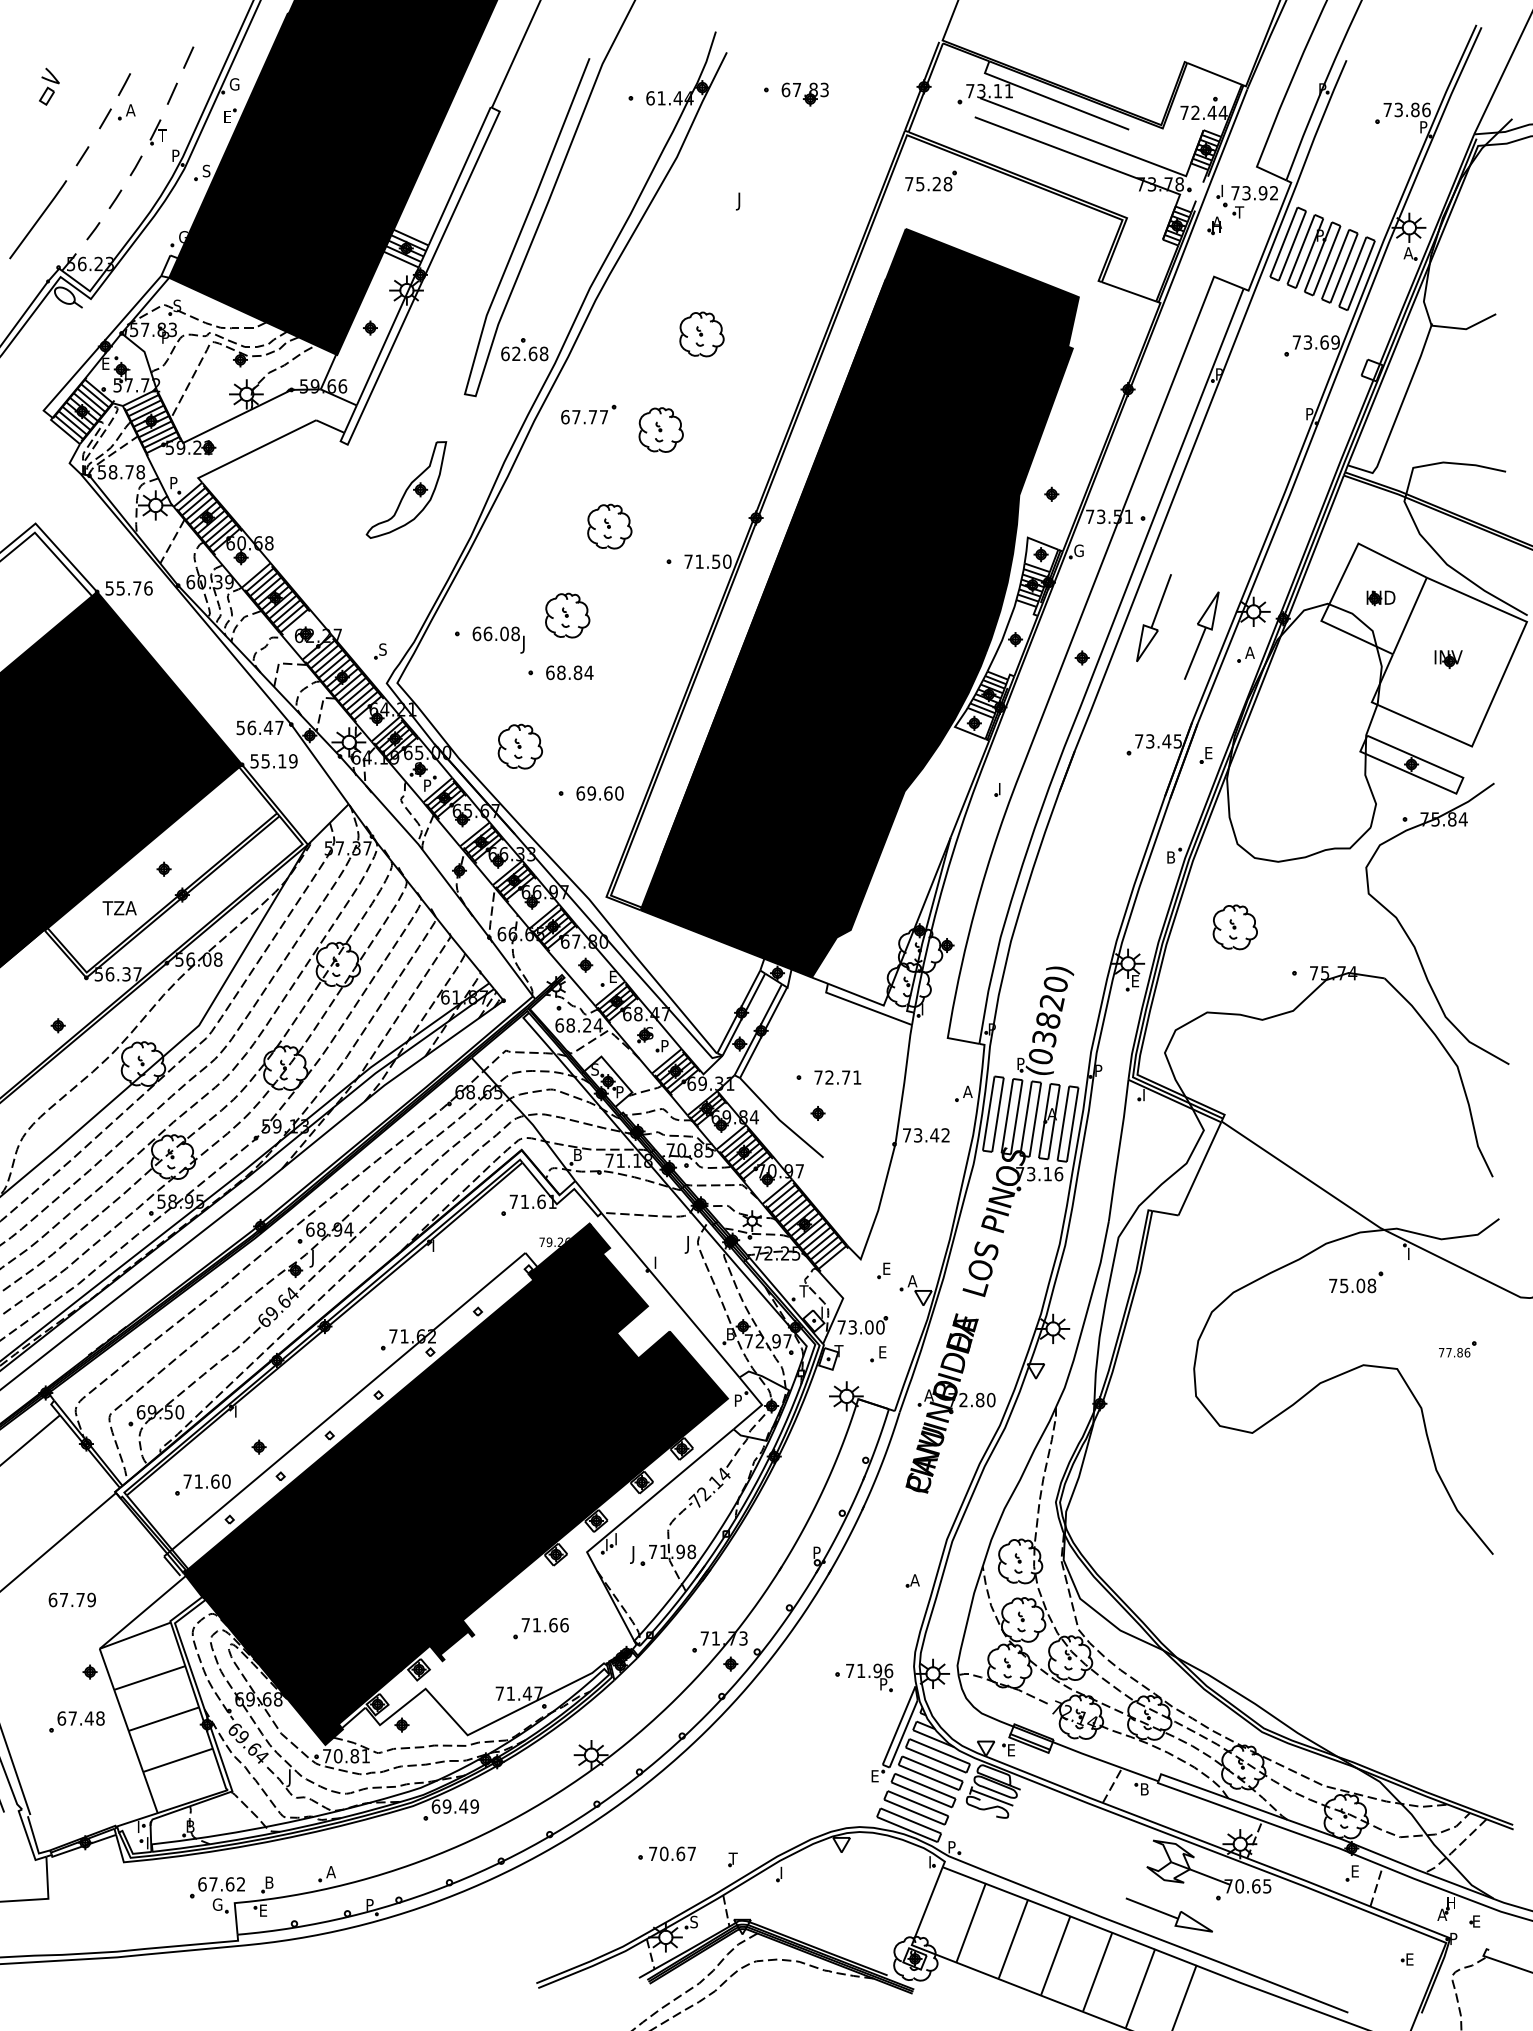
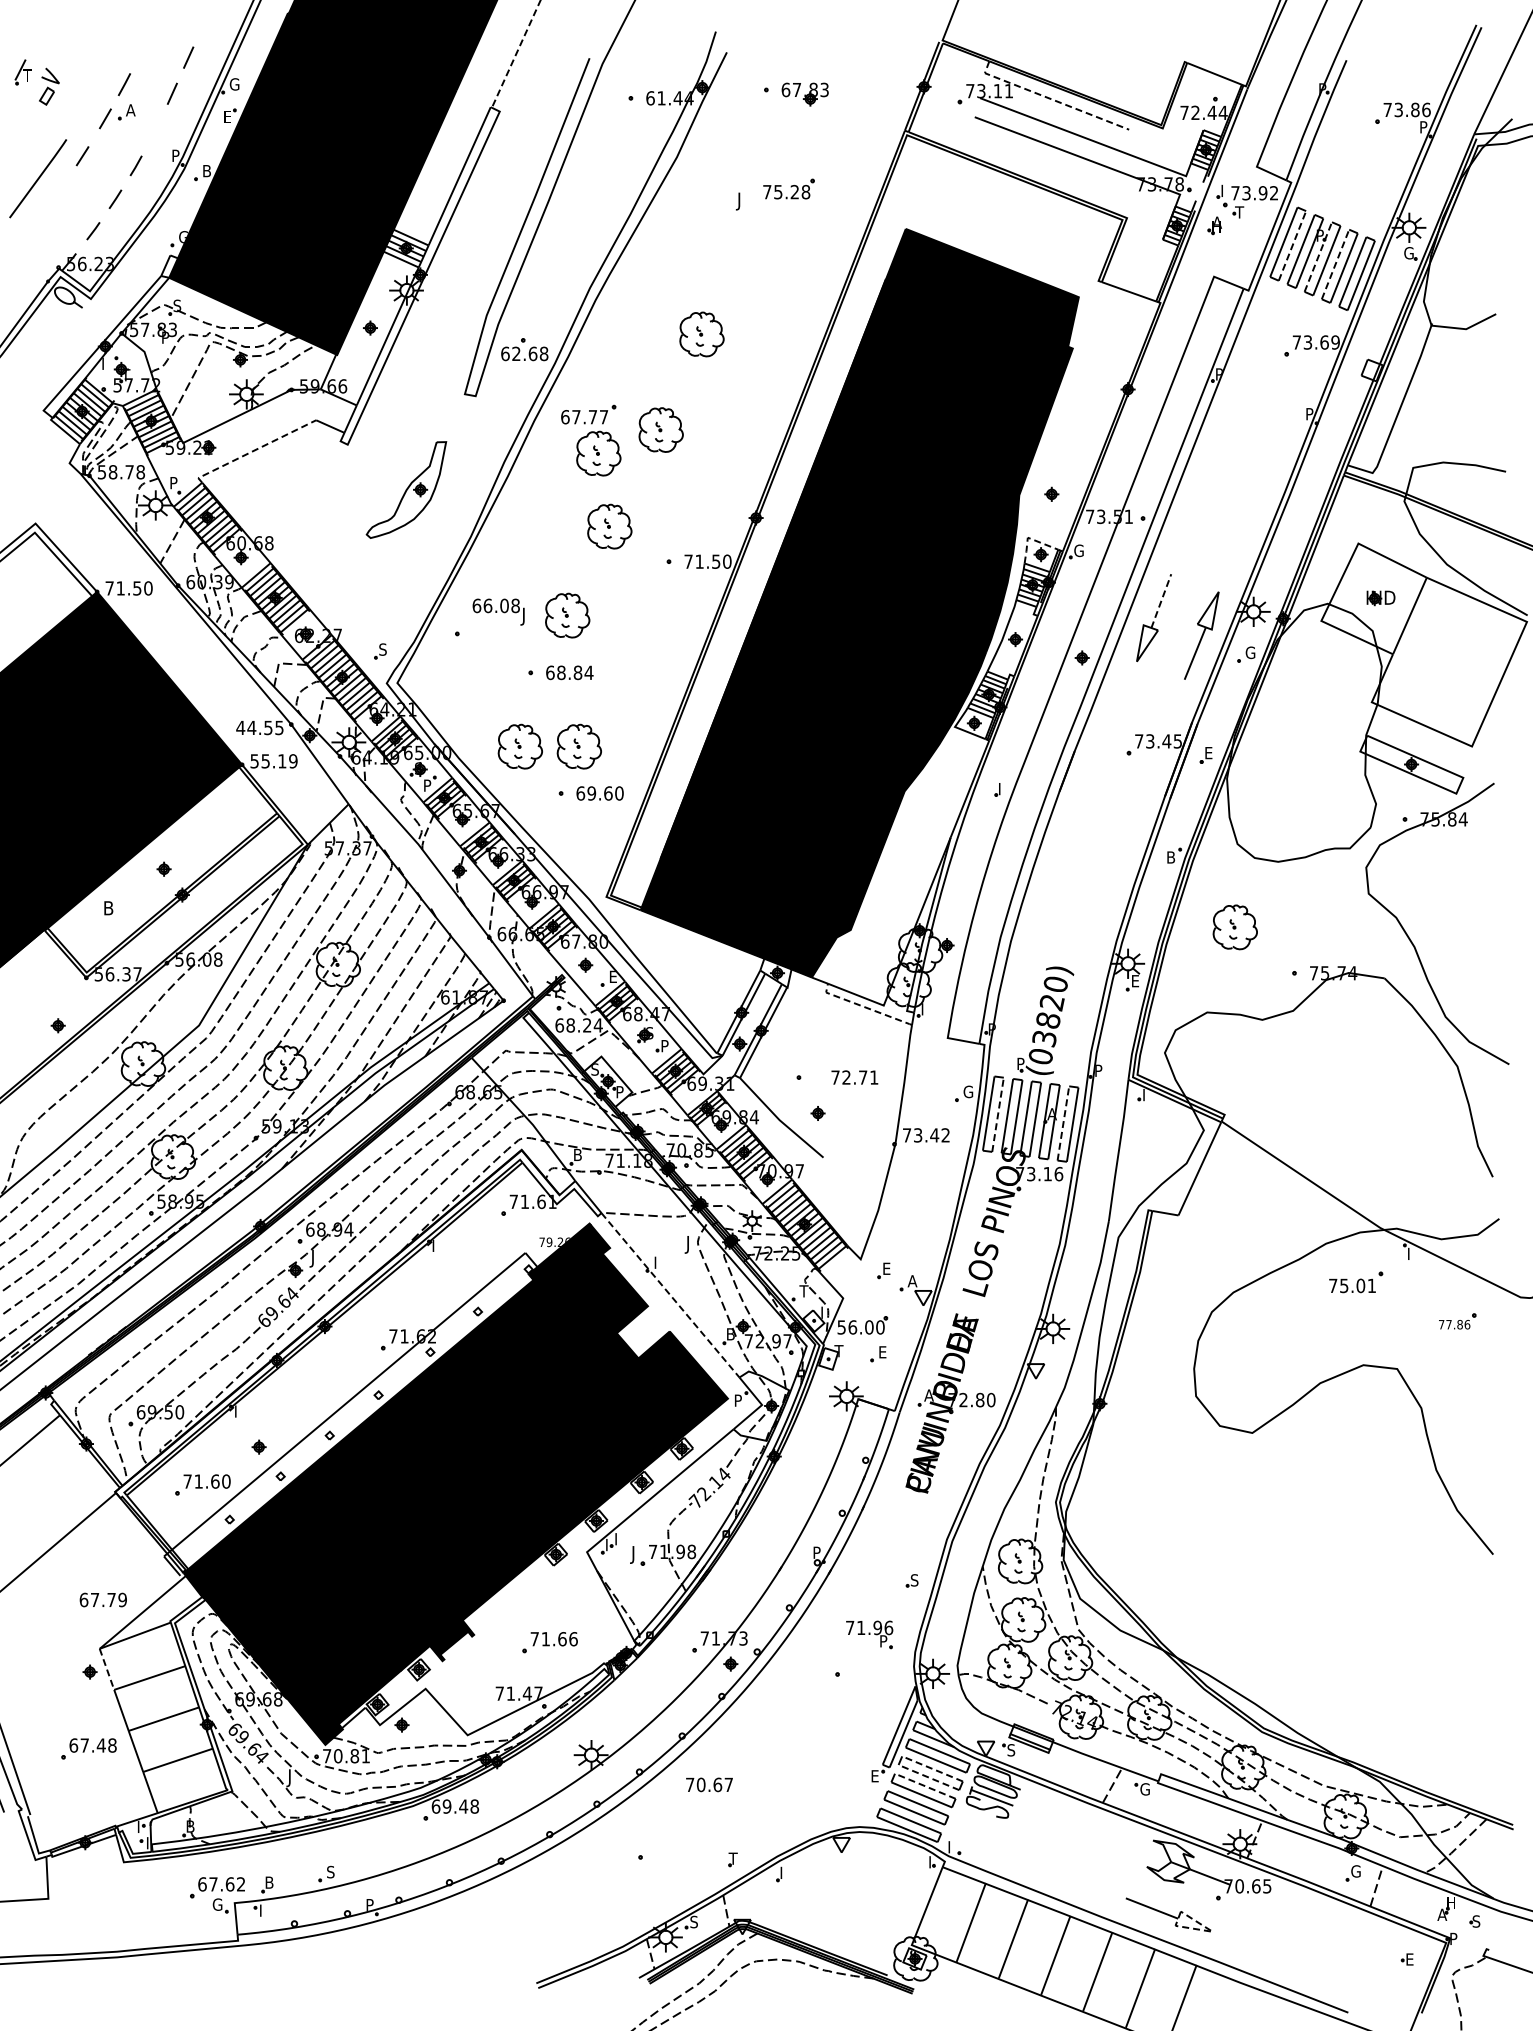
line: solid -> dashed (516, 54)
line: solid -> dashed (1051, 99)
part position: (157, 132) -> (22, 72) (22, 72)
text: S -> B (206, 170)
part position: (930, 180) -> (788, 188) (788, 188)
line position: (38, 219) -> (38, 178) (38, 178)
line: solid -> dashed (1292, 245)
text: A -> G (1408, 253)
line: solid -> dashed (1318, 256)
line: solid -> dashed (1335, 264)
text: E -> I (106, 363)
line: solid -> dashed (253, 450)
part: none -> present (598, 453)
line: solid -> dashed (1029, 538)
text: 55.76 -> 71.50 (128, 588)
line: solid -> dashed (1161, 601)
text position: (498, 639) -> (498, 611) (498, 611)
text: A -> G (1250, 652)
part: present -> none (1448, 659)
text: 56.47 -> 44.55 (259, 727)
part: none -> present (578, 746)
text: TZA -> B (119, 908)
line: solid -> dashed (864, 1006)
text position: (837, 1077) -> (854, 1077) (854, 1077)
text: A -> G (968, 1091)
line: solid -> dashed (998, 1114)
line: solid -> dashed (1063, 1123)
text: 75.08 -> 75.01 (1371, 1285)
line: solid -> dashed (670, 1295)
text: 73.00 -> 56.00 (847, 1327)
part position: (1457, 1349) -> (1457, 1321) (1457, 1321)
text: A -> S (914, 1580)
text position: (71, 1599) -> (102, 1599) (102, 1599)
part position: (540, 1628) -> (549, 1642) (549, 1642)
line: solid -> dashed (106, 1669)
part position: (869, 1677) -> (869, 1634) (869, 1634)
part position: (76, 1721) -> (88, 1748) (88, 1748)
text: E -> S (1011, 1750)
line: solid -> dashed (932, 1768)
line: solid -> dashed (928, 1777)
line: solid -> dashed (925, 1786)
text: B -> G (1144, 1789)
text: 69.49 -> 69.48 (474, 1806)
text: P -> I (952, 1844)
text position: (672, 1853) -> (709, 1784) (709, 1784)
text: A -> S (330, 1871)
text: E -> G (1355, 1871)
text: E -> I (264, 1910)
text: E -> S (1476, 1921)
line: solid -> dashed (1204, 1930)
